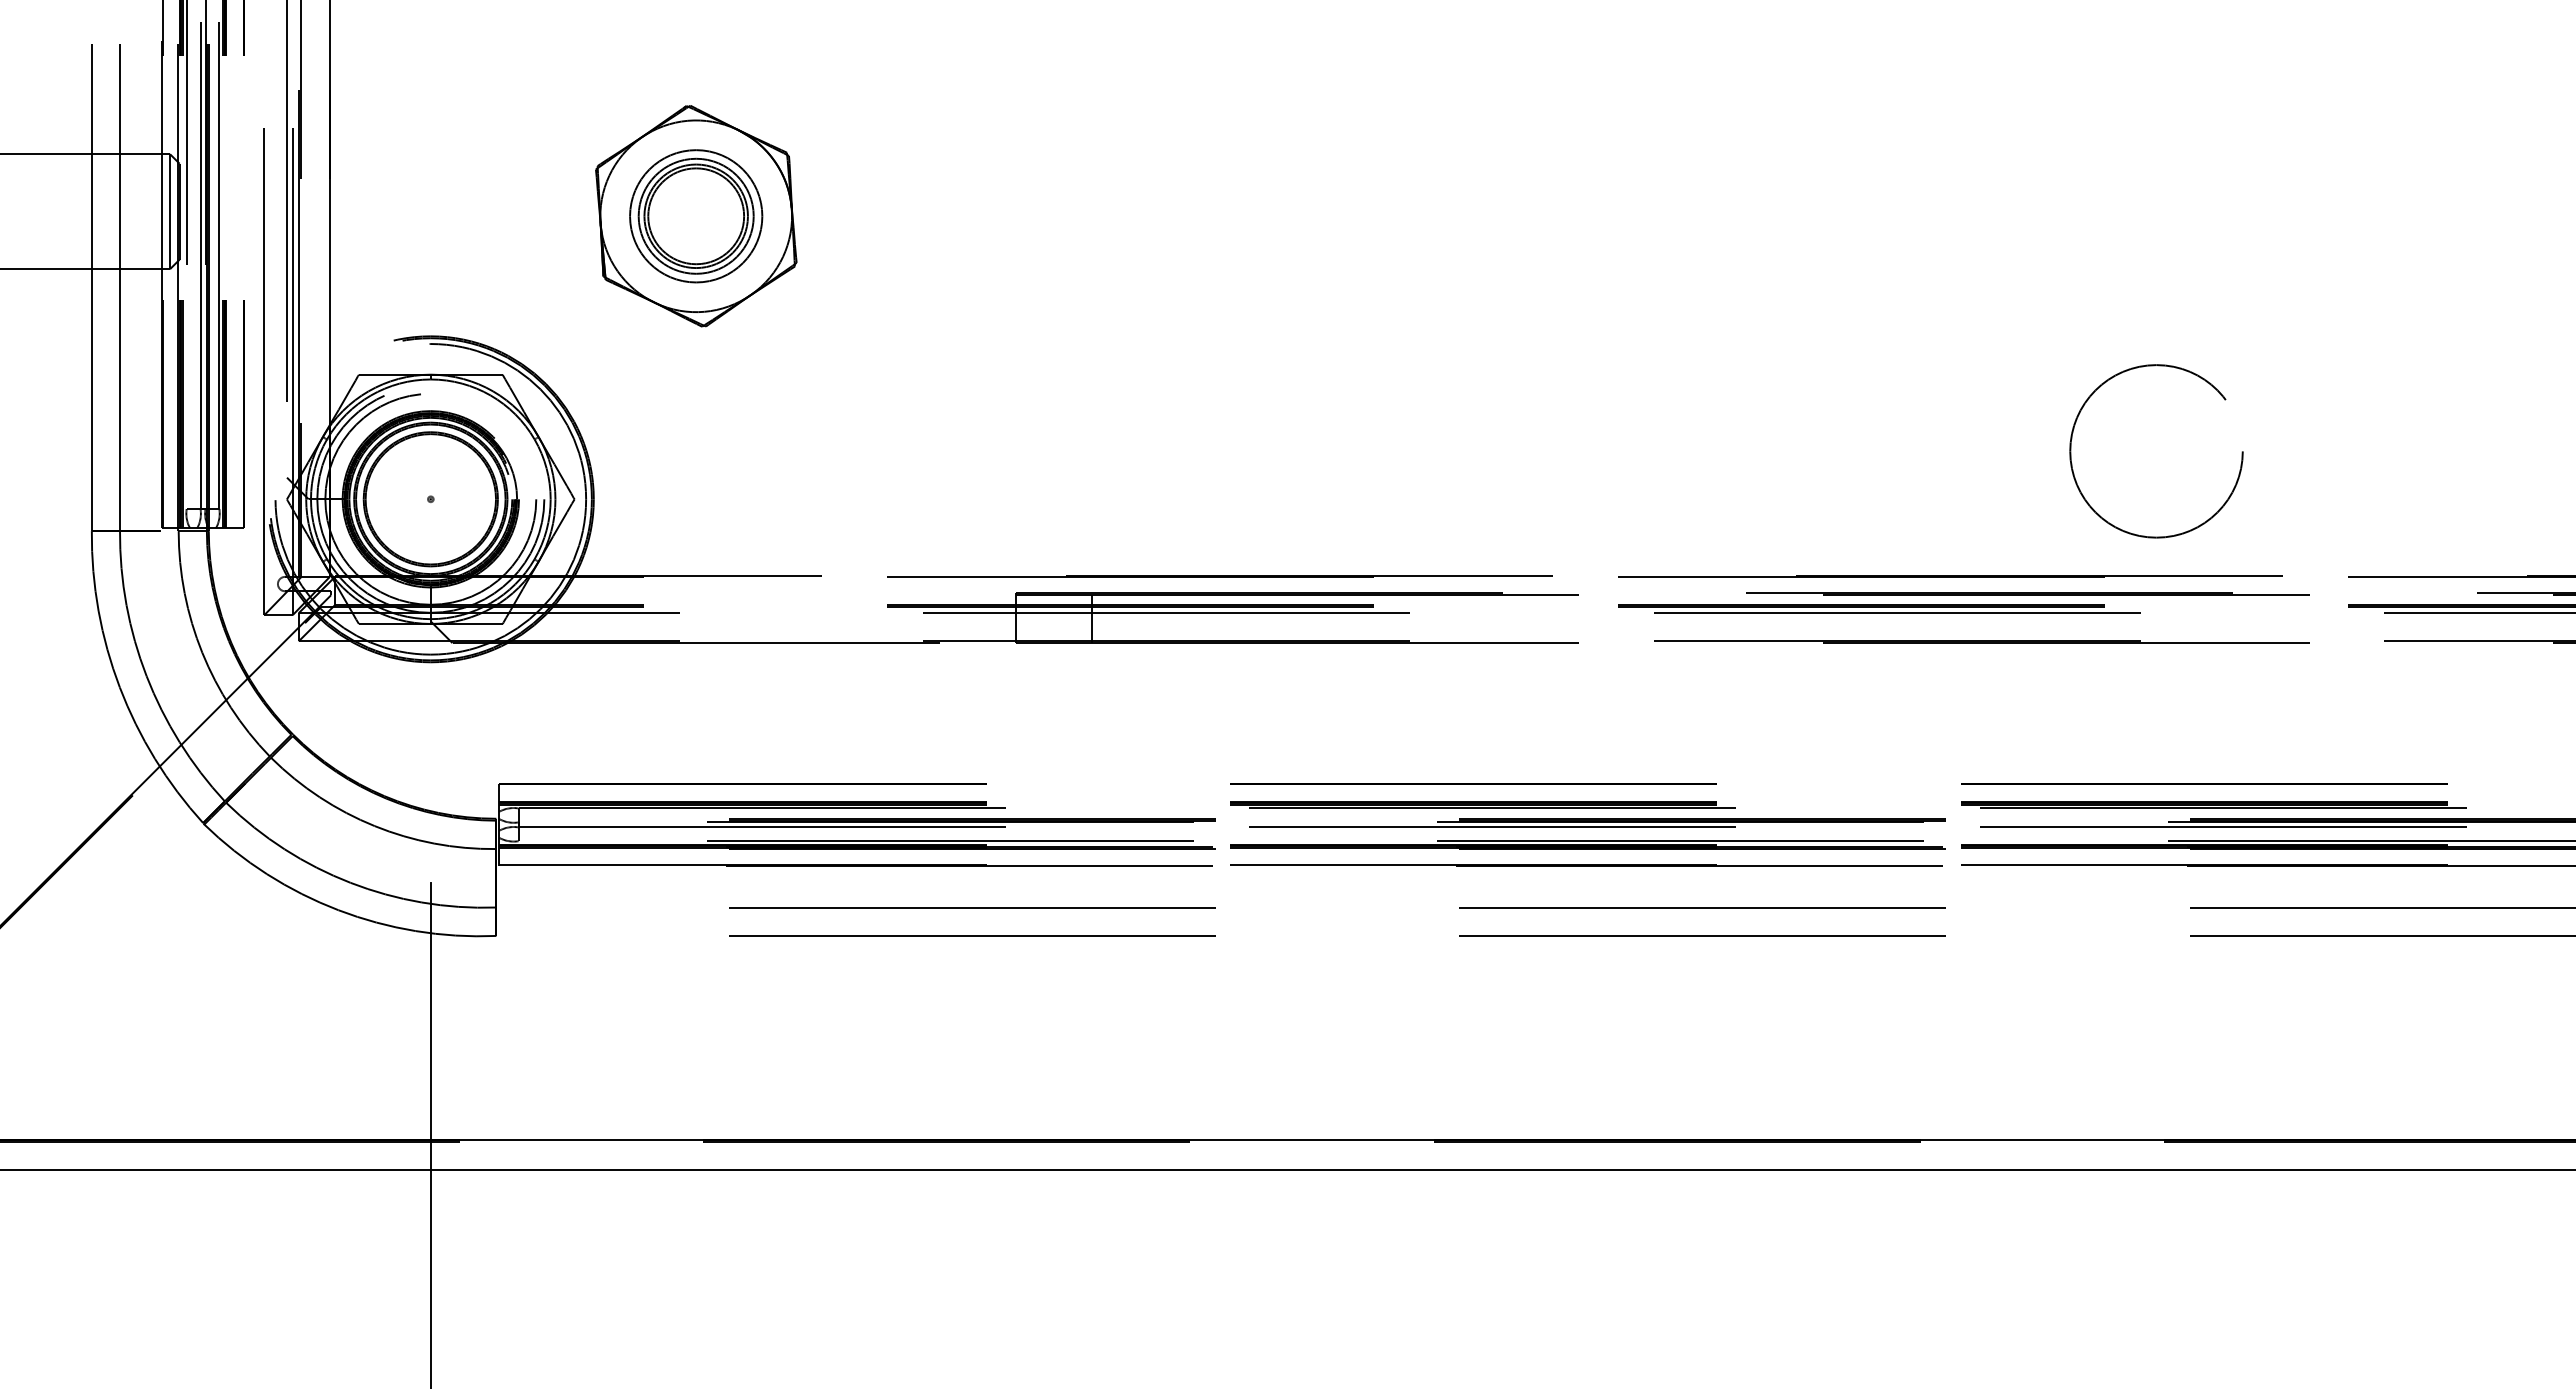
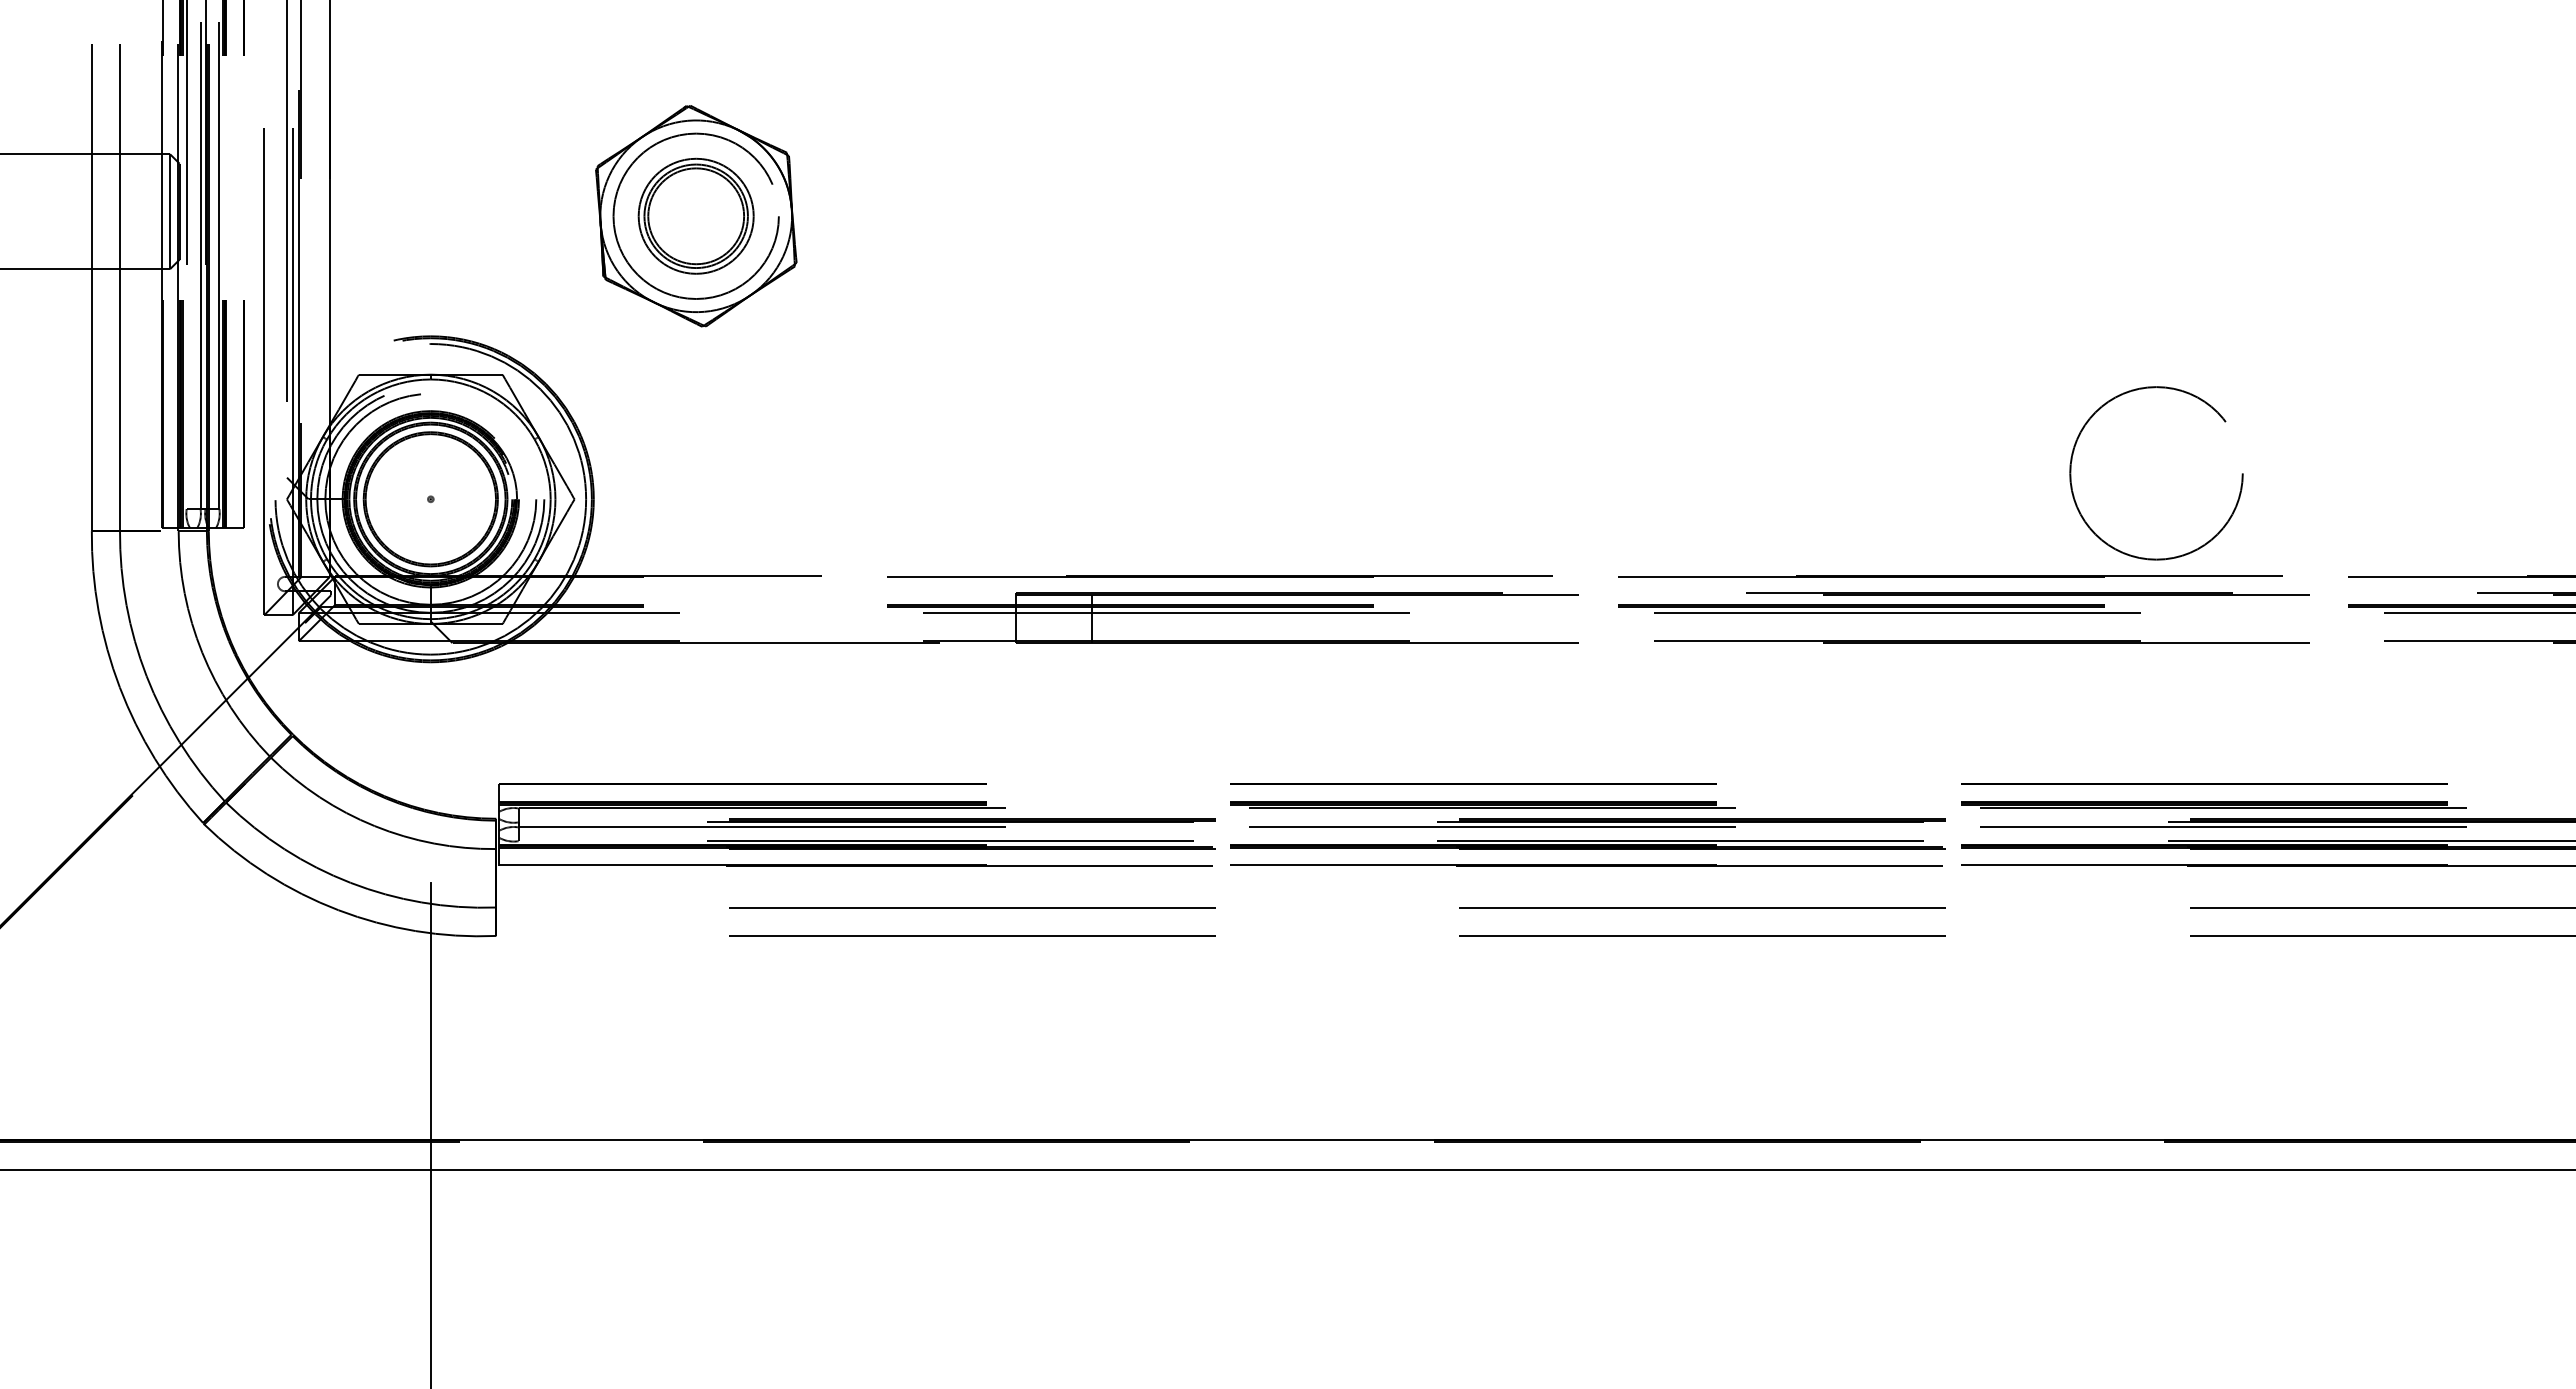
circle diameter: 132 px -> 165 px (695, 216)
circle position: (2156, 451) -> (2156, 473) (2156, 473)
